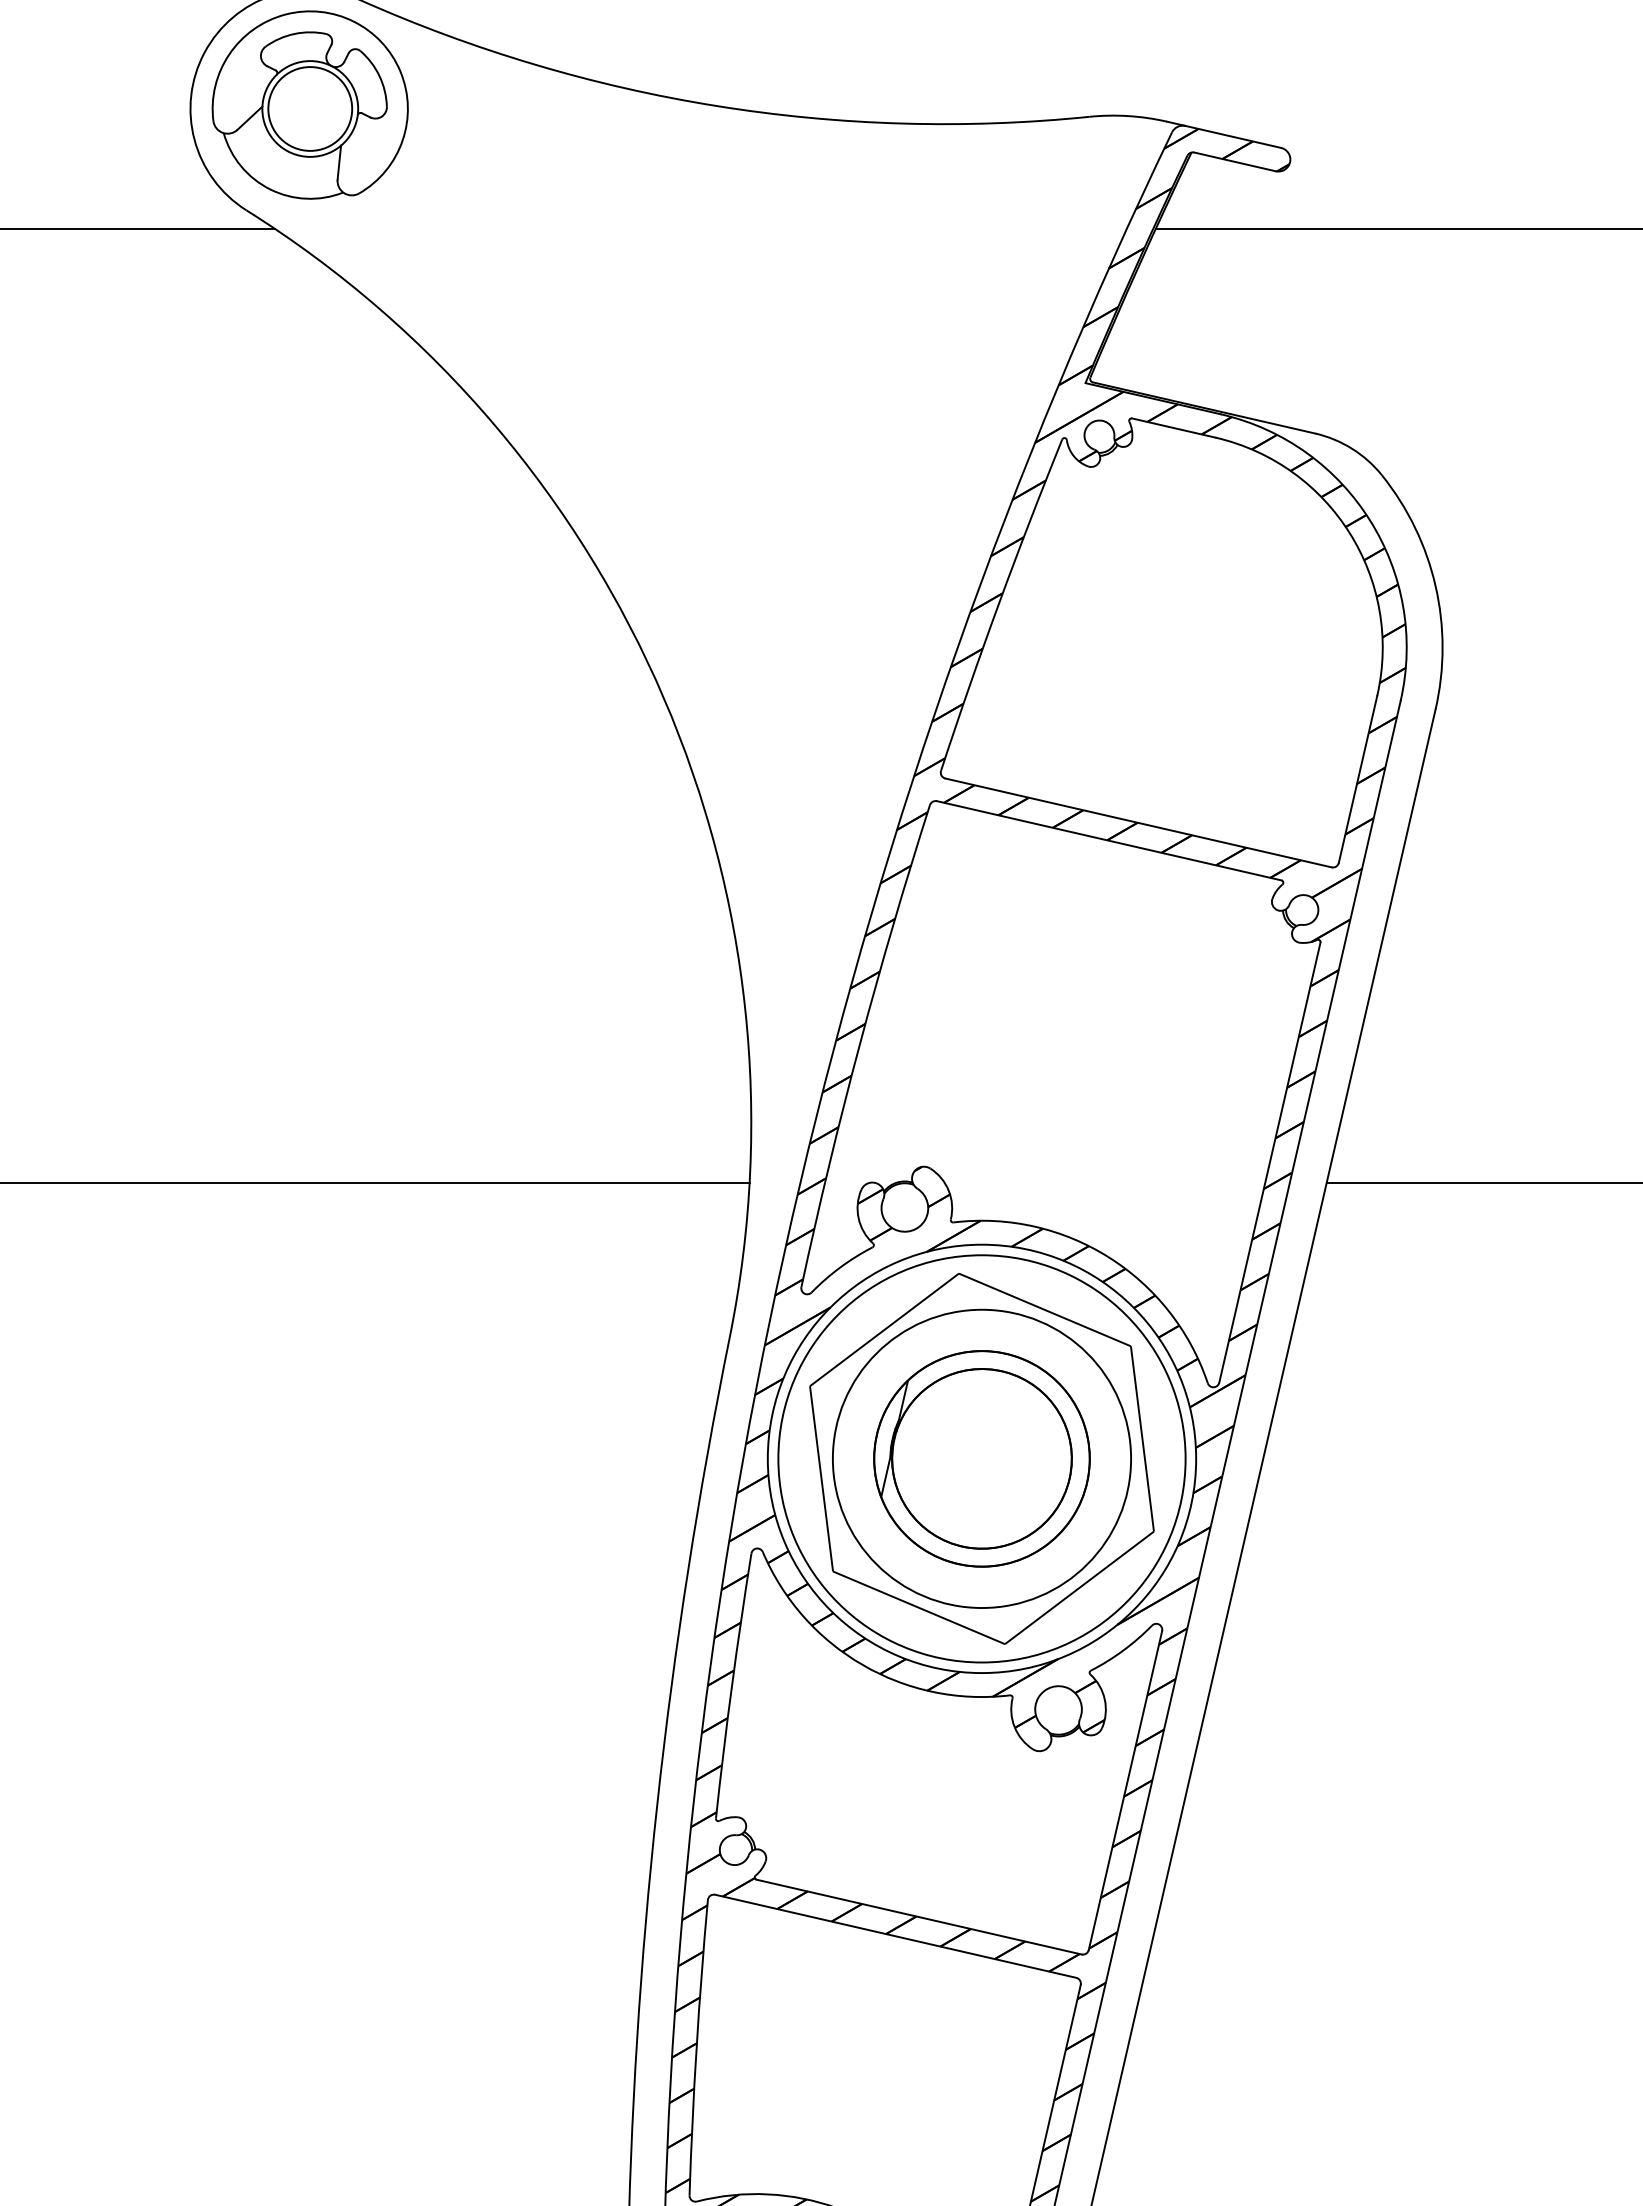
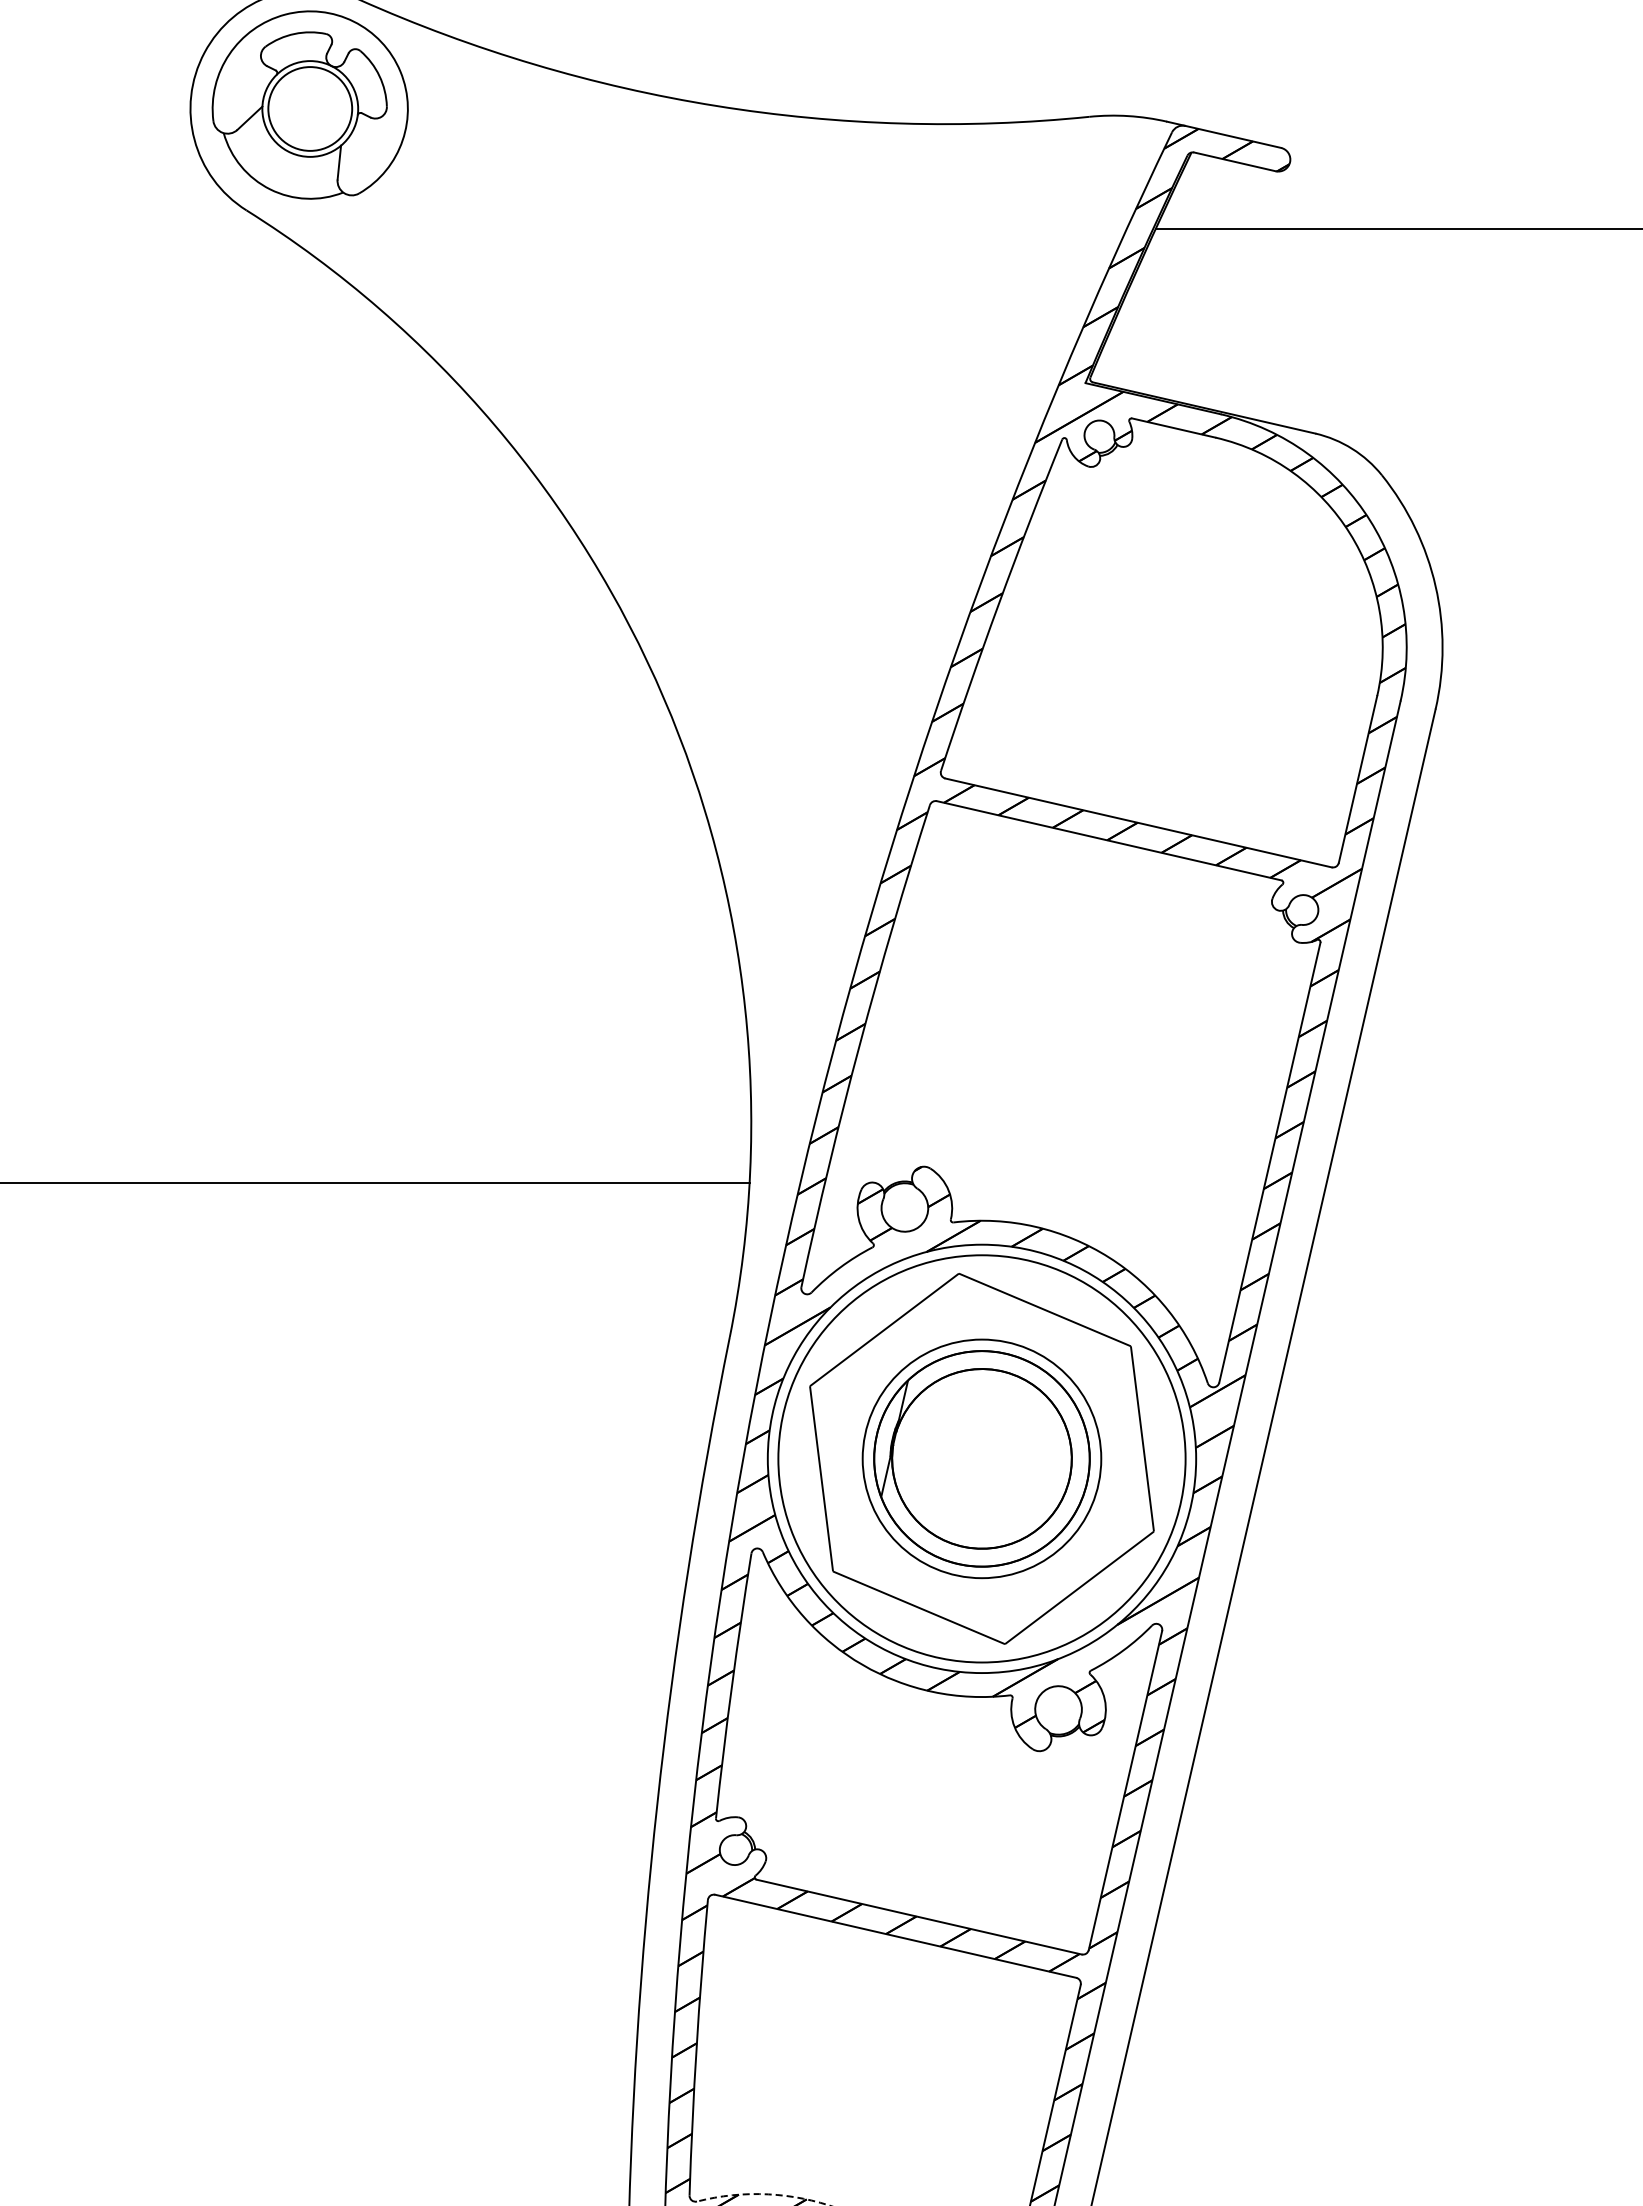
line: present -> none (138, 228)
line: present -> none (1482, 1182)
circle diameter: 298 px -> 239 px (981, 1458)
arc: solid -> dashed (764, 2194)
